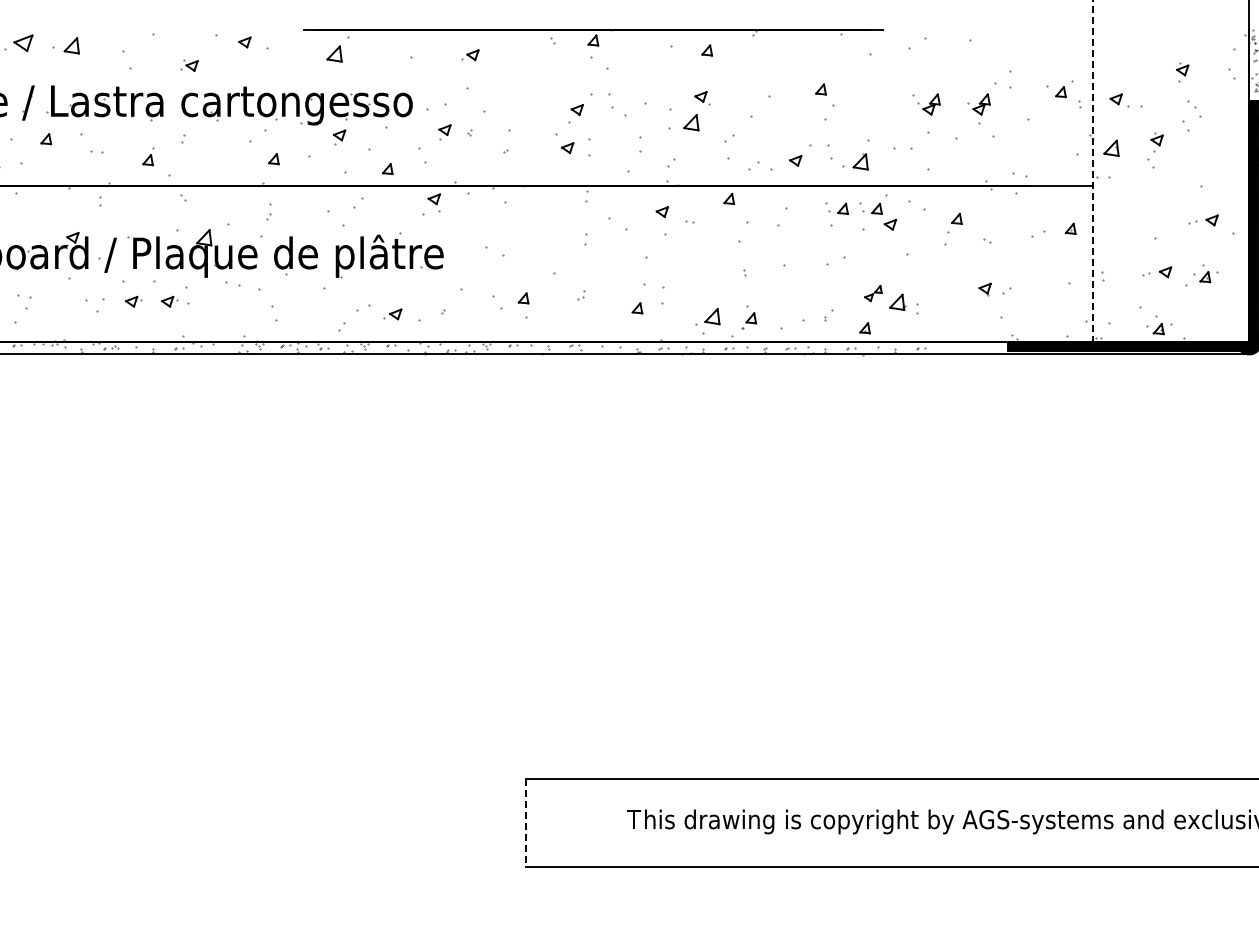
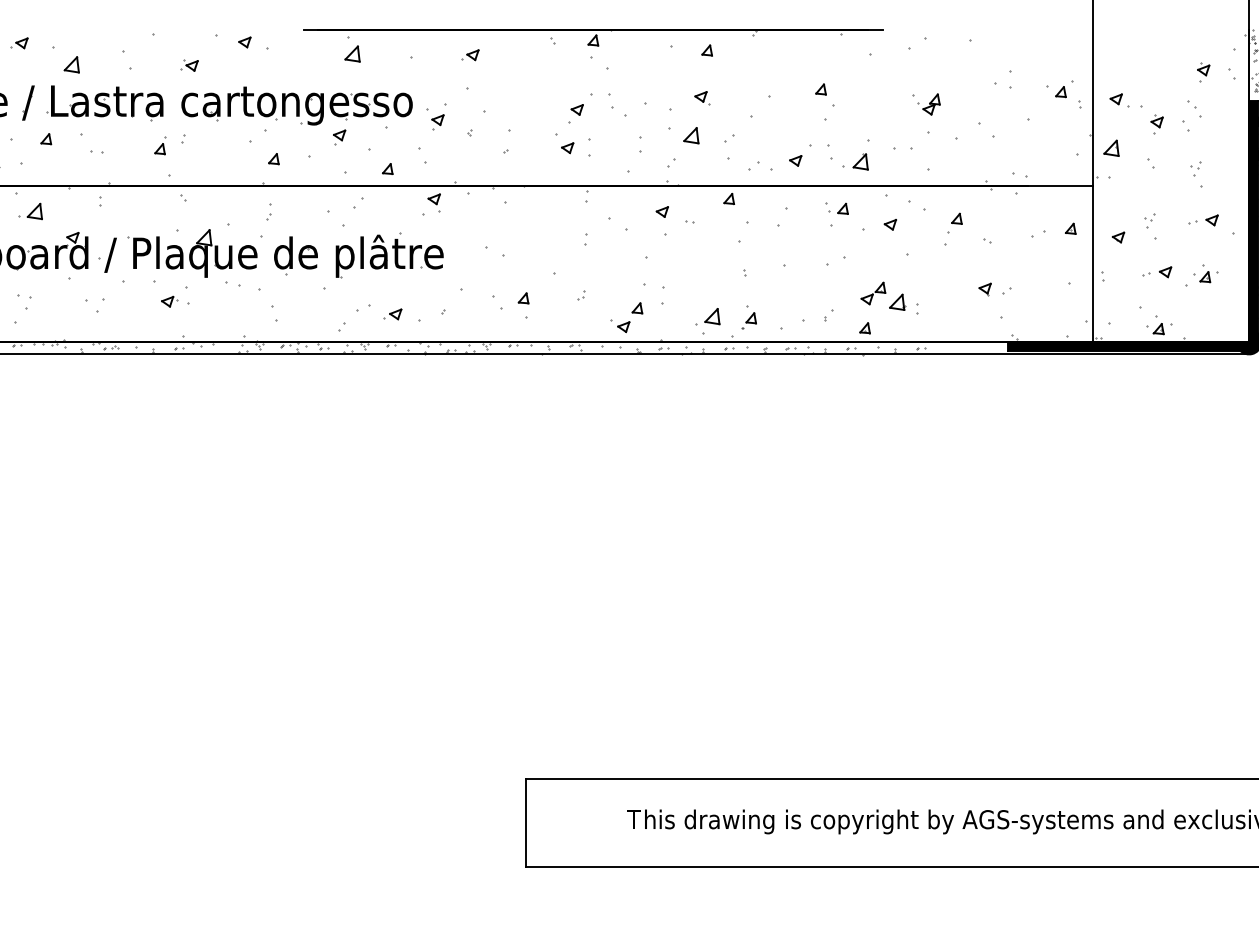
part size: 30x19 px -> 19x13 px (19, 43)
part position: (71, 45) -> (71, 64) (71, 64)
part position: (334, 53) -> (352, 53) (352, 53)
part position: (1182, 72) -> (1203, 72) (1203, 72)
part: present -> none (978, 104)
part position: (691, 122) -> (691, 135) (691, 135)
part position: (444, 132) -> (437, 122) (437, 122)
part position: (1156, 142) -> (1156, 124) (1156, 124)
part position: (148, 156) -> (160, 145) (160, 145)
part: none -> present (1195, 168)
line: dashed -> solid (1092, 171)
part: present -> none (870, 208)
part: none -> present (30, 211)
part: none -> present (1149, 220)
part: none -> present (1118, 237)
part size: 19x17 px -> 27x25 px (873, 293)
part: present -> none (133, 301)
part: none -> present (620, 326)
line: dashed -> solid (525, 823)
